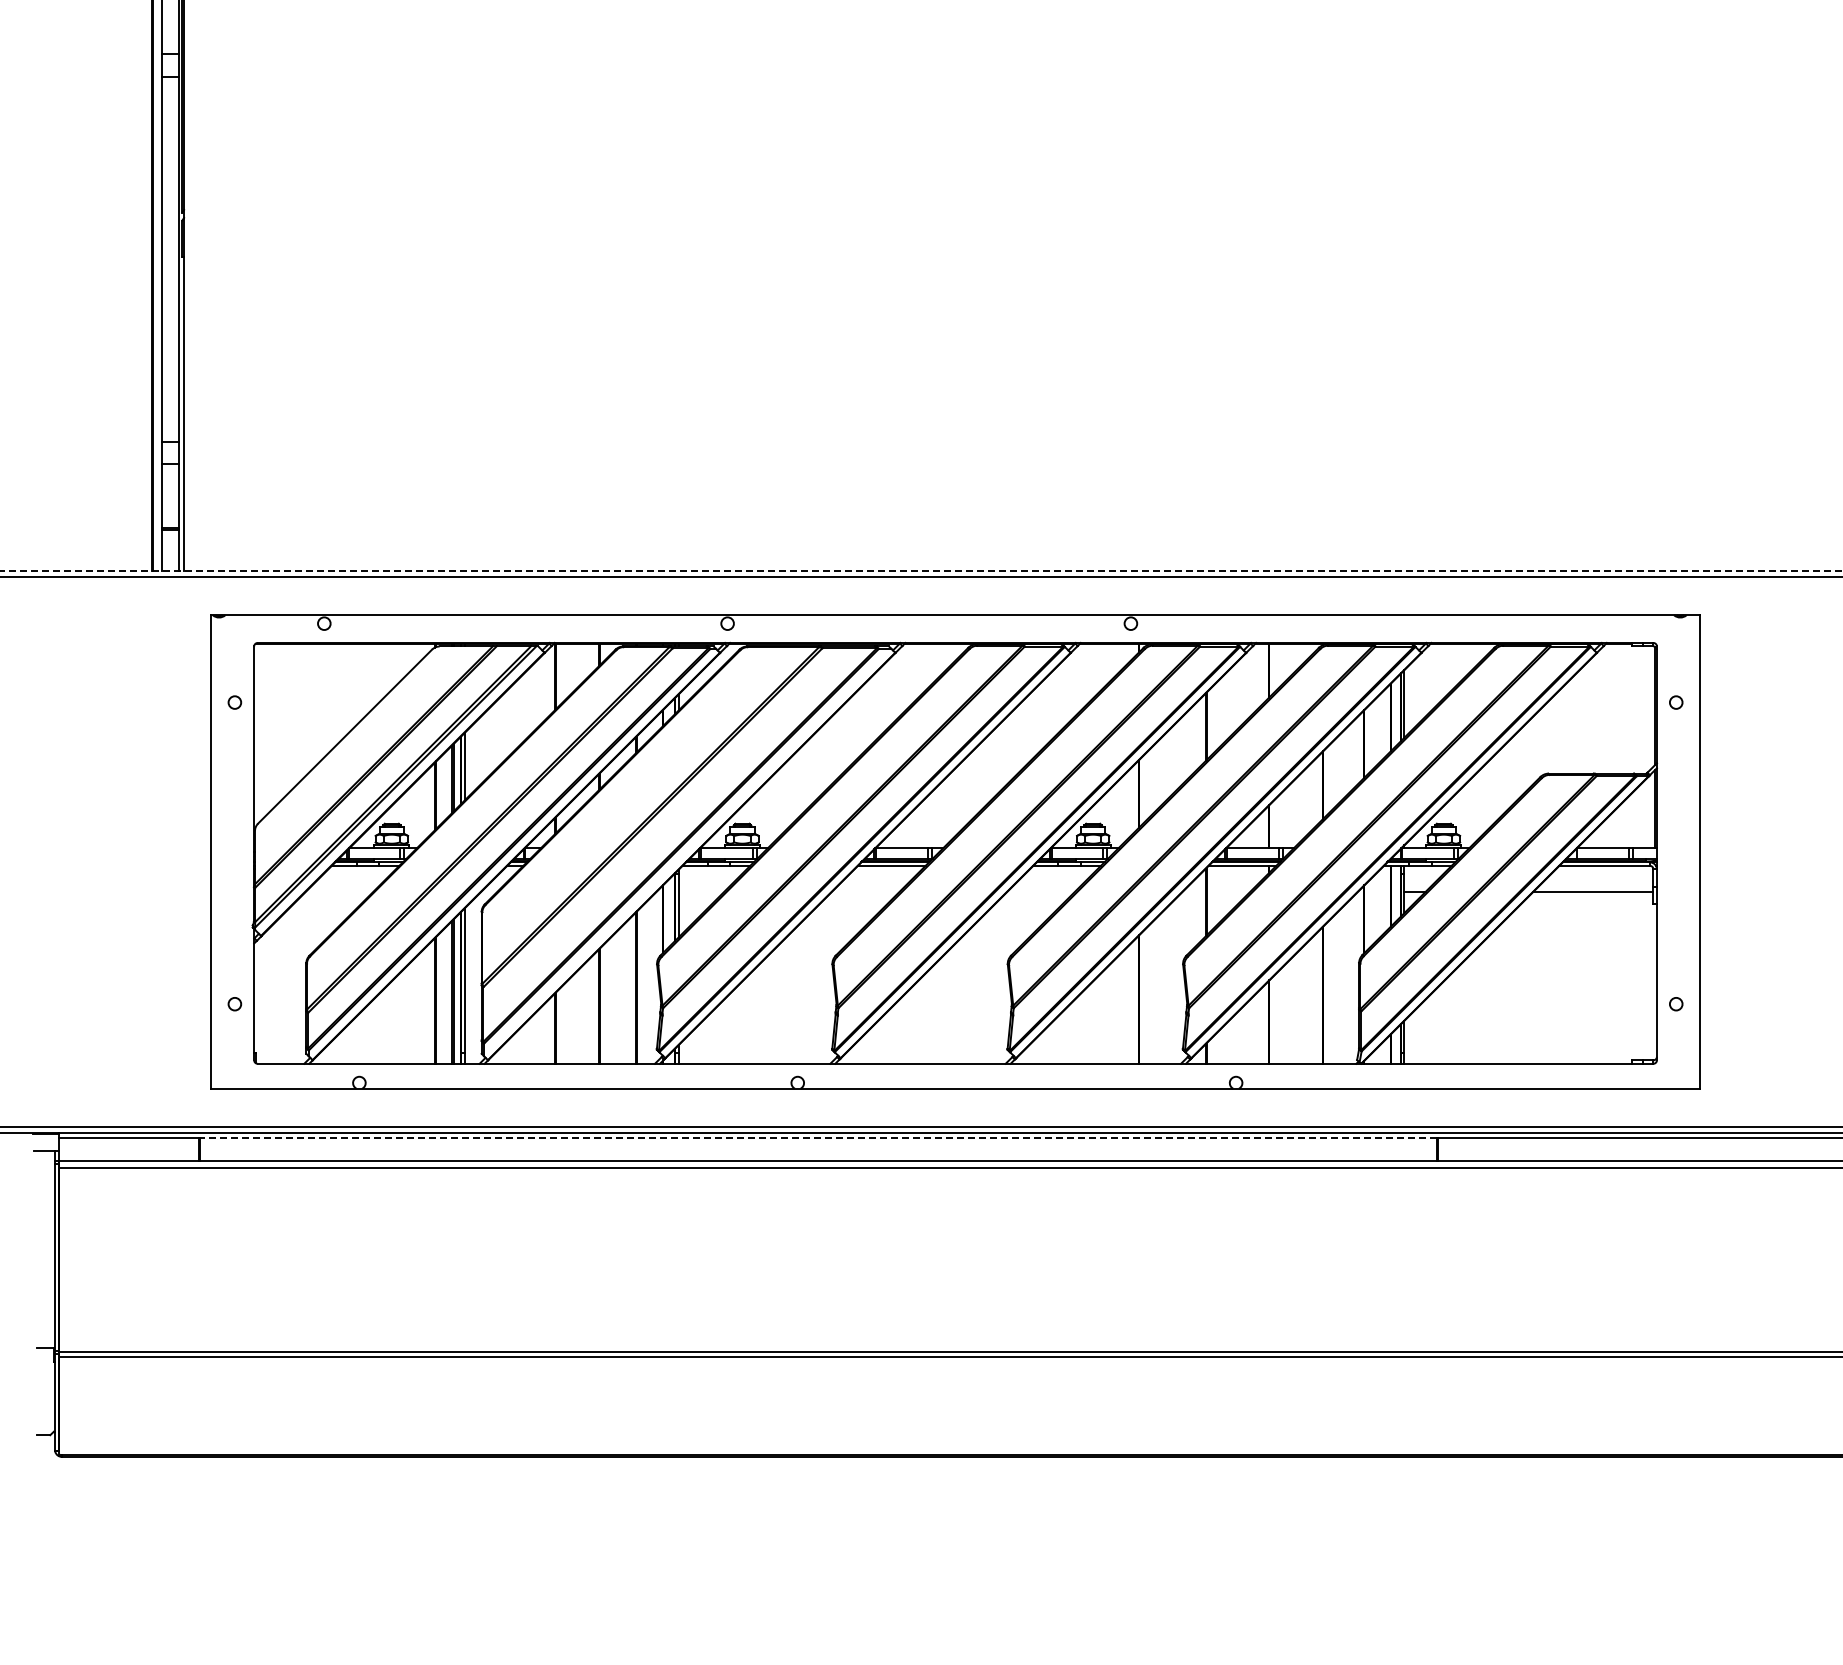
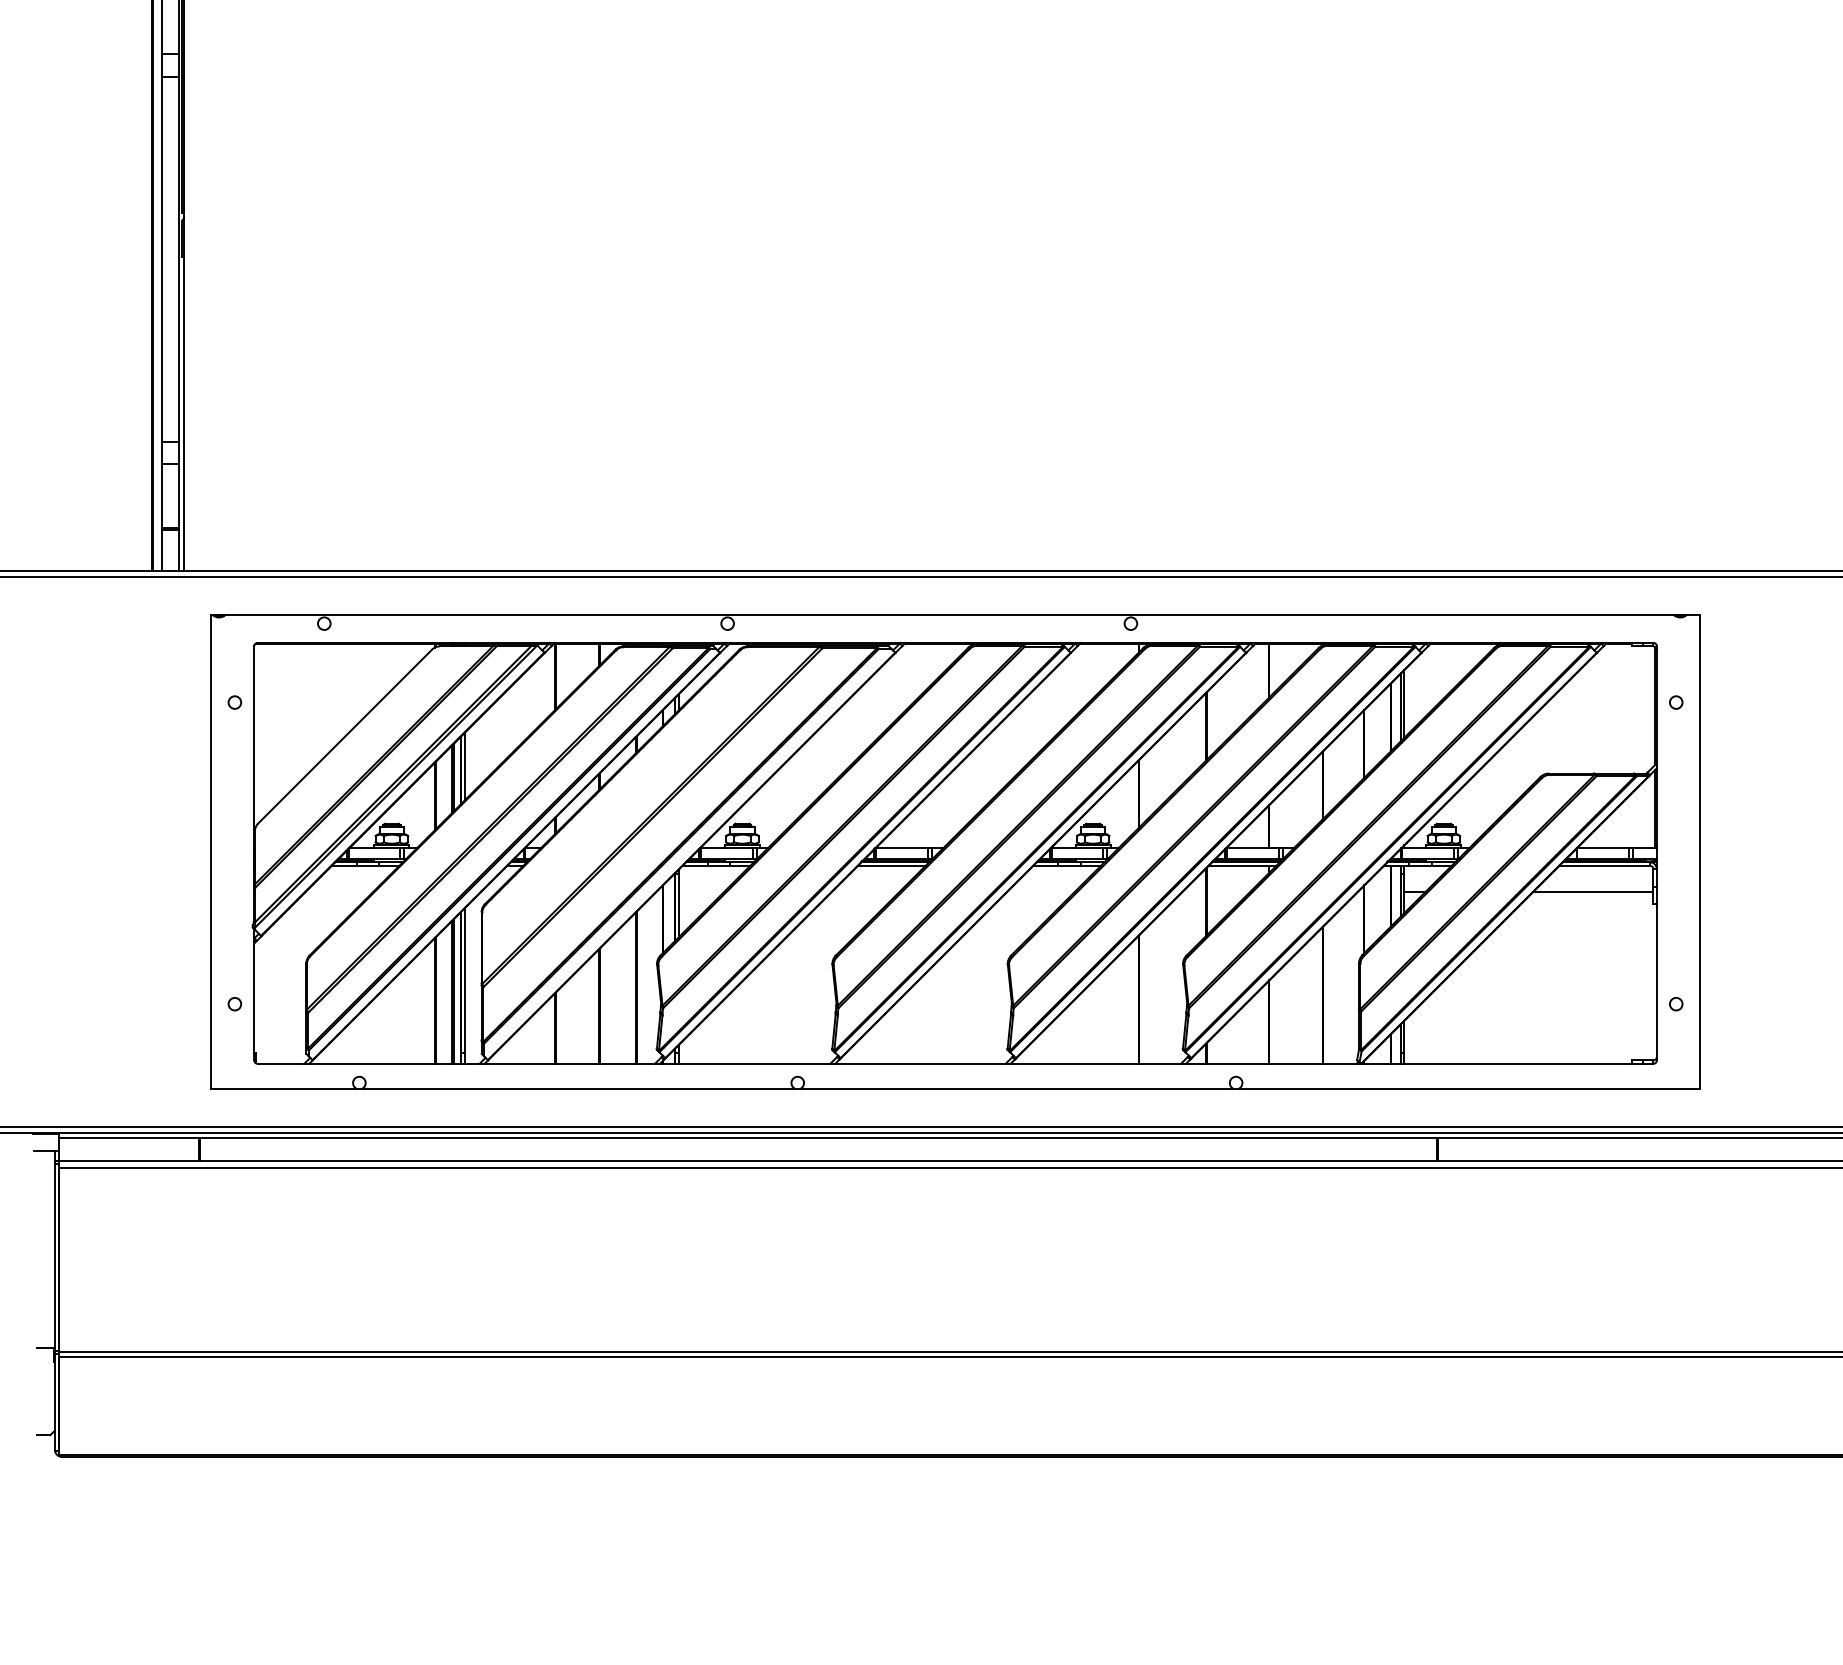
line: dashed -> solid (922, 571)
line: dashed -> solid (818, 1137)
